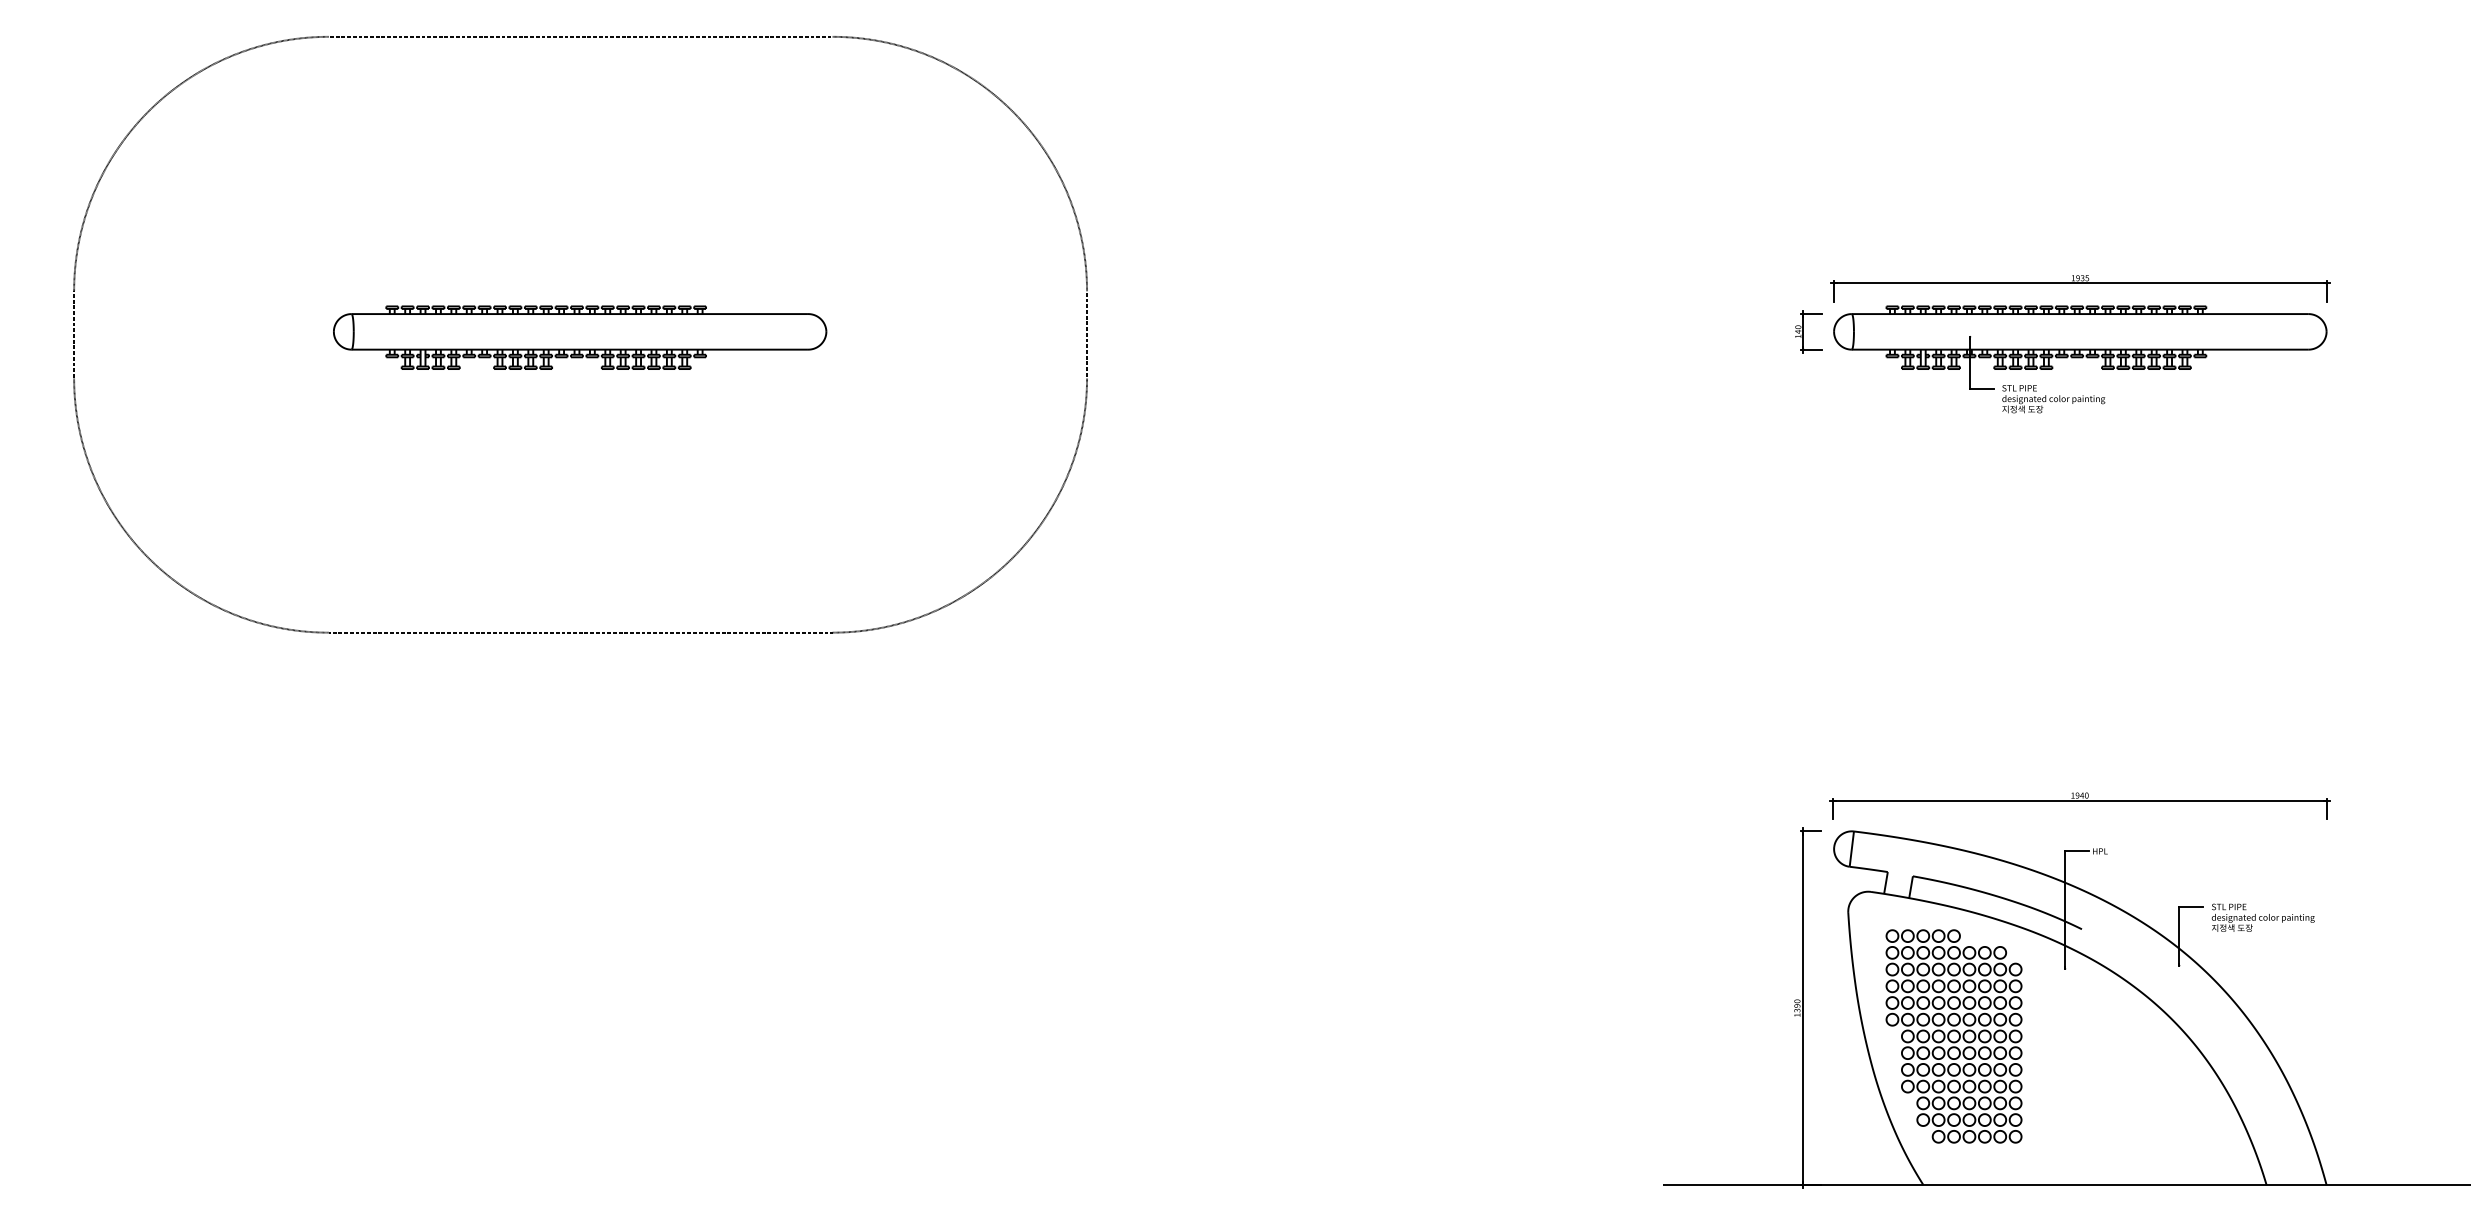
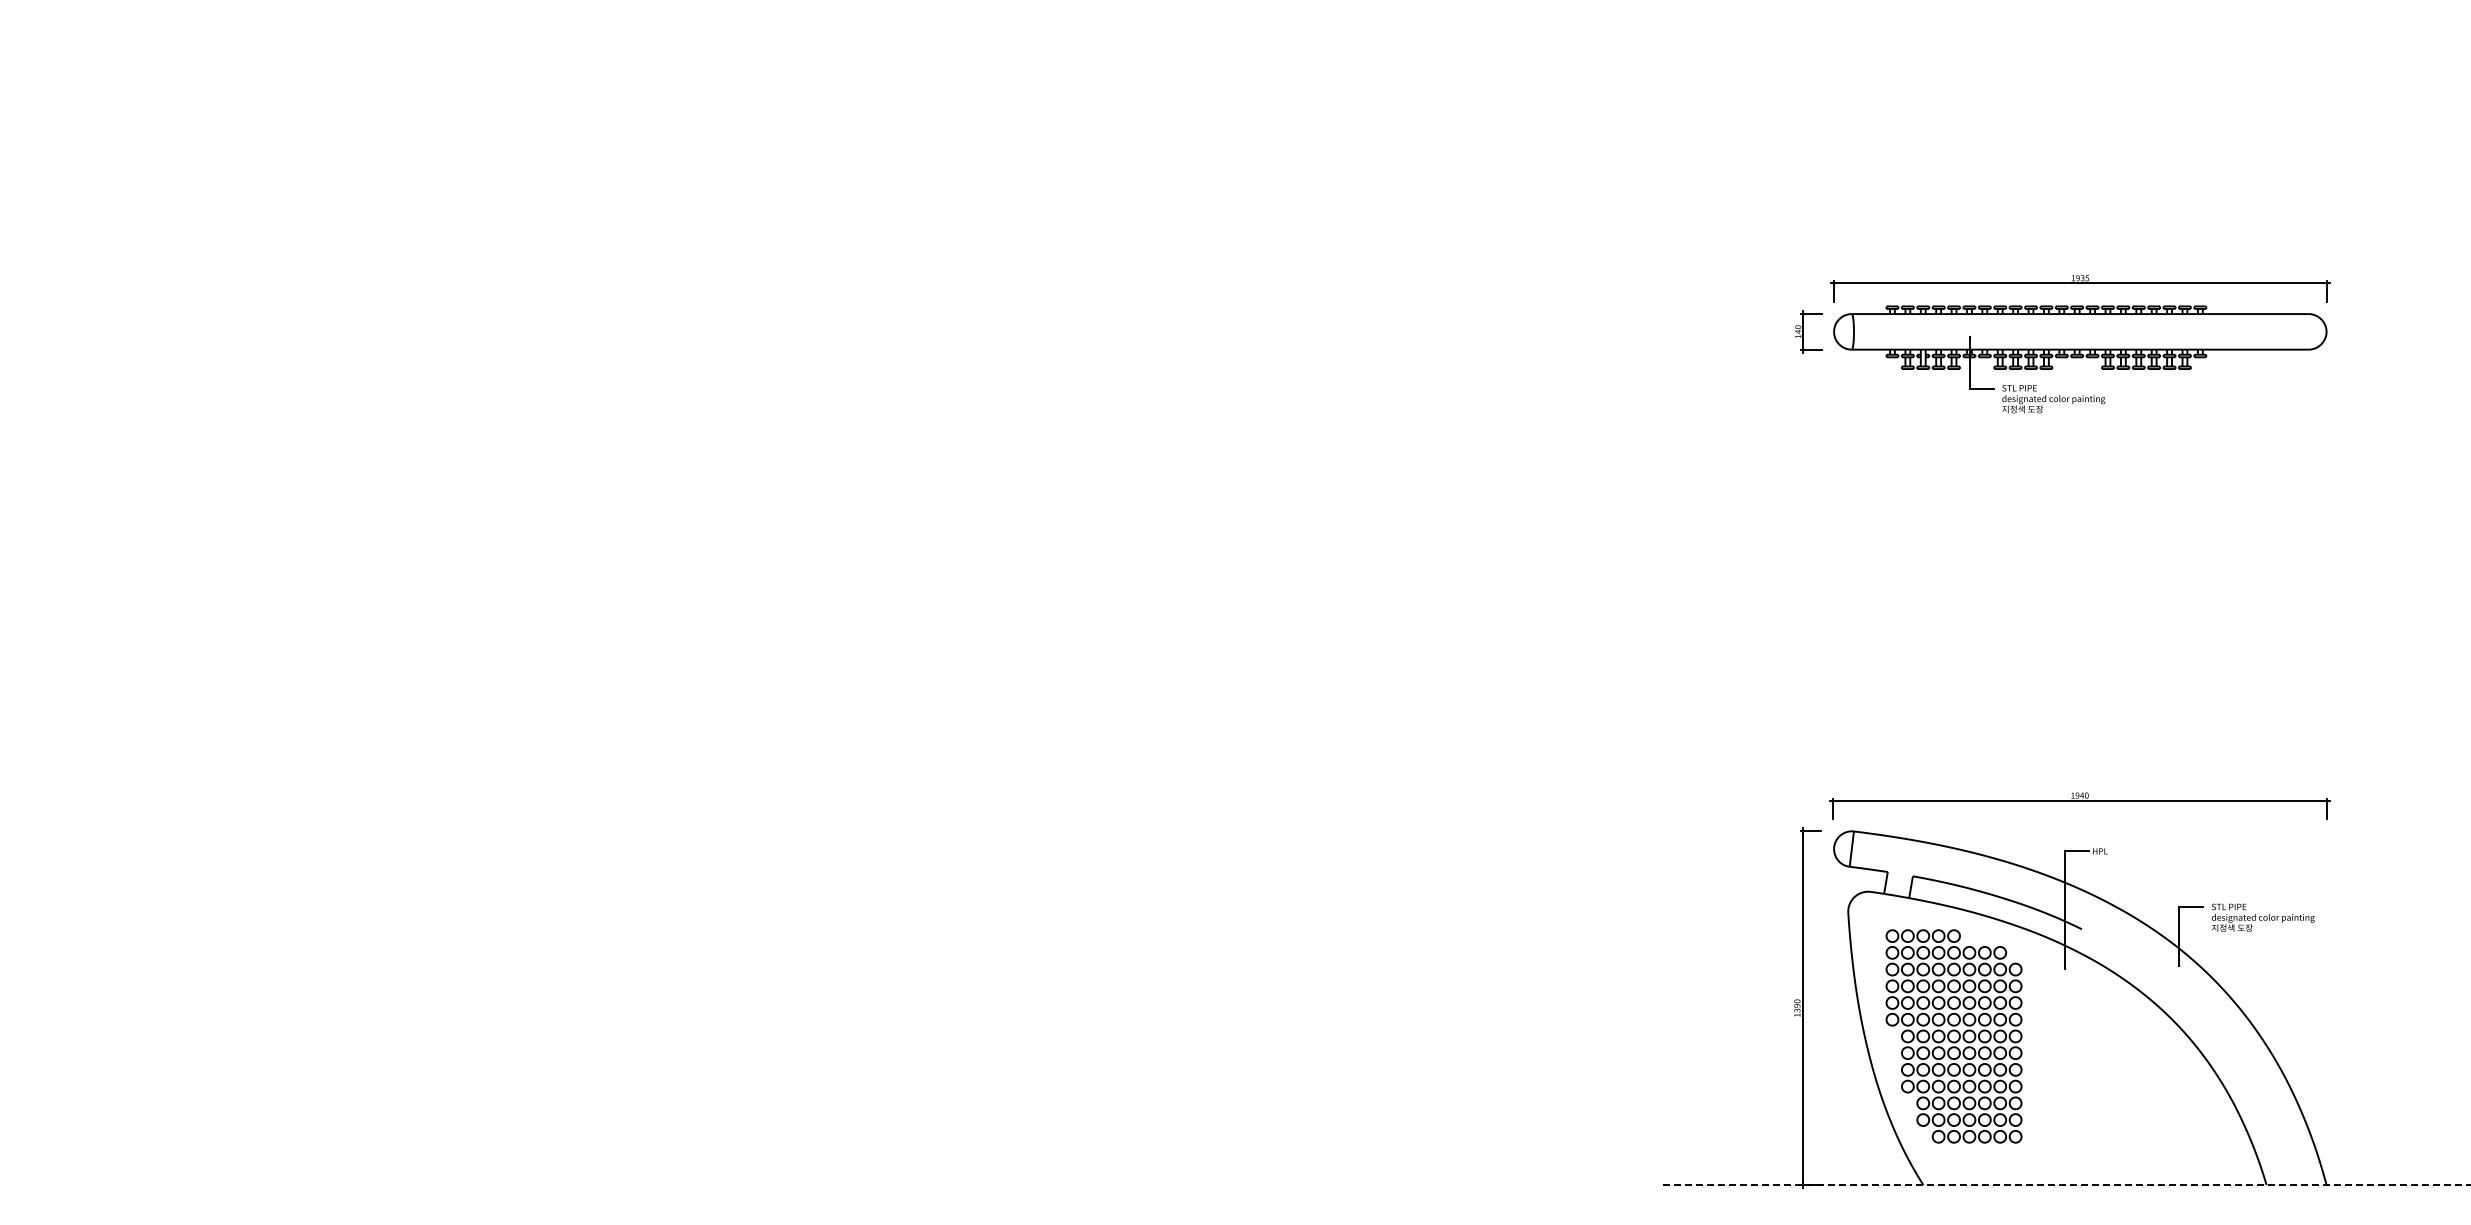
part: present -> none (580, 334)
line: solid -> dashed (2067, 1185)
